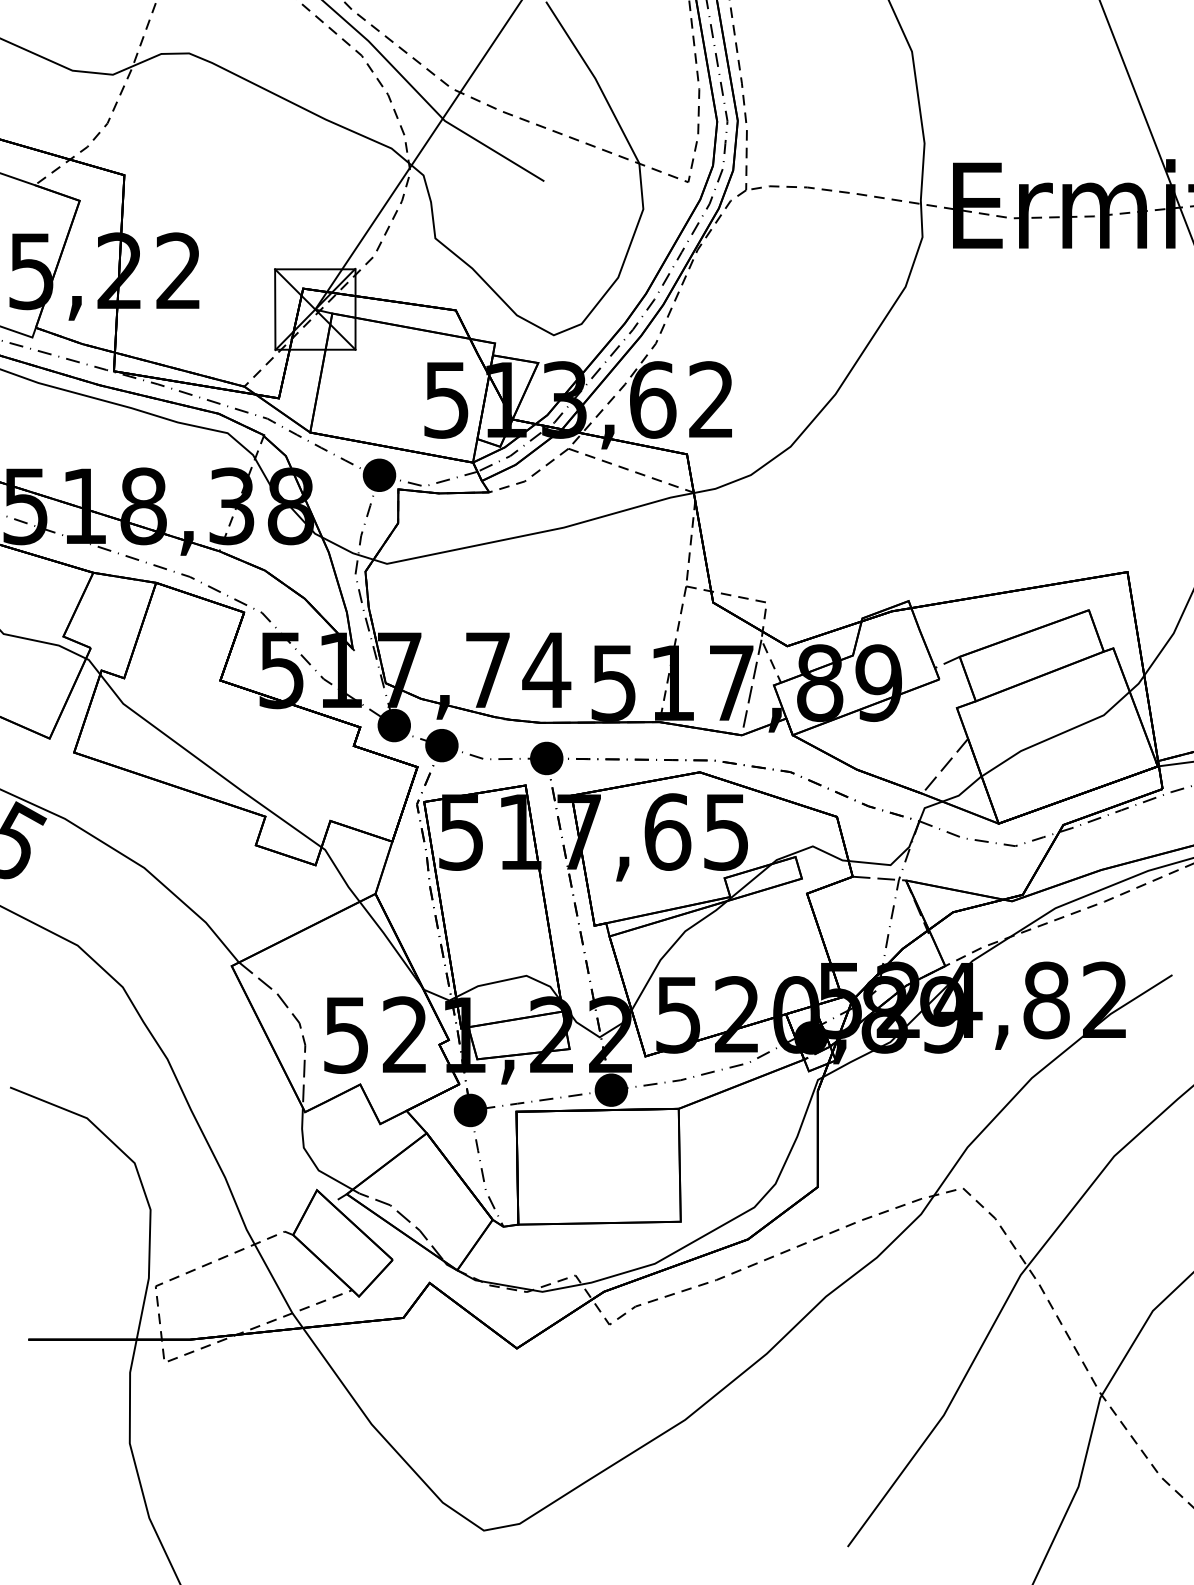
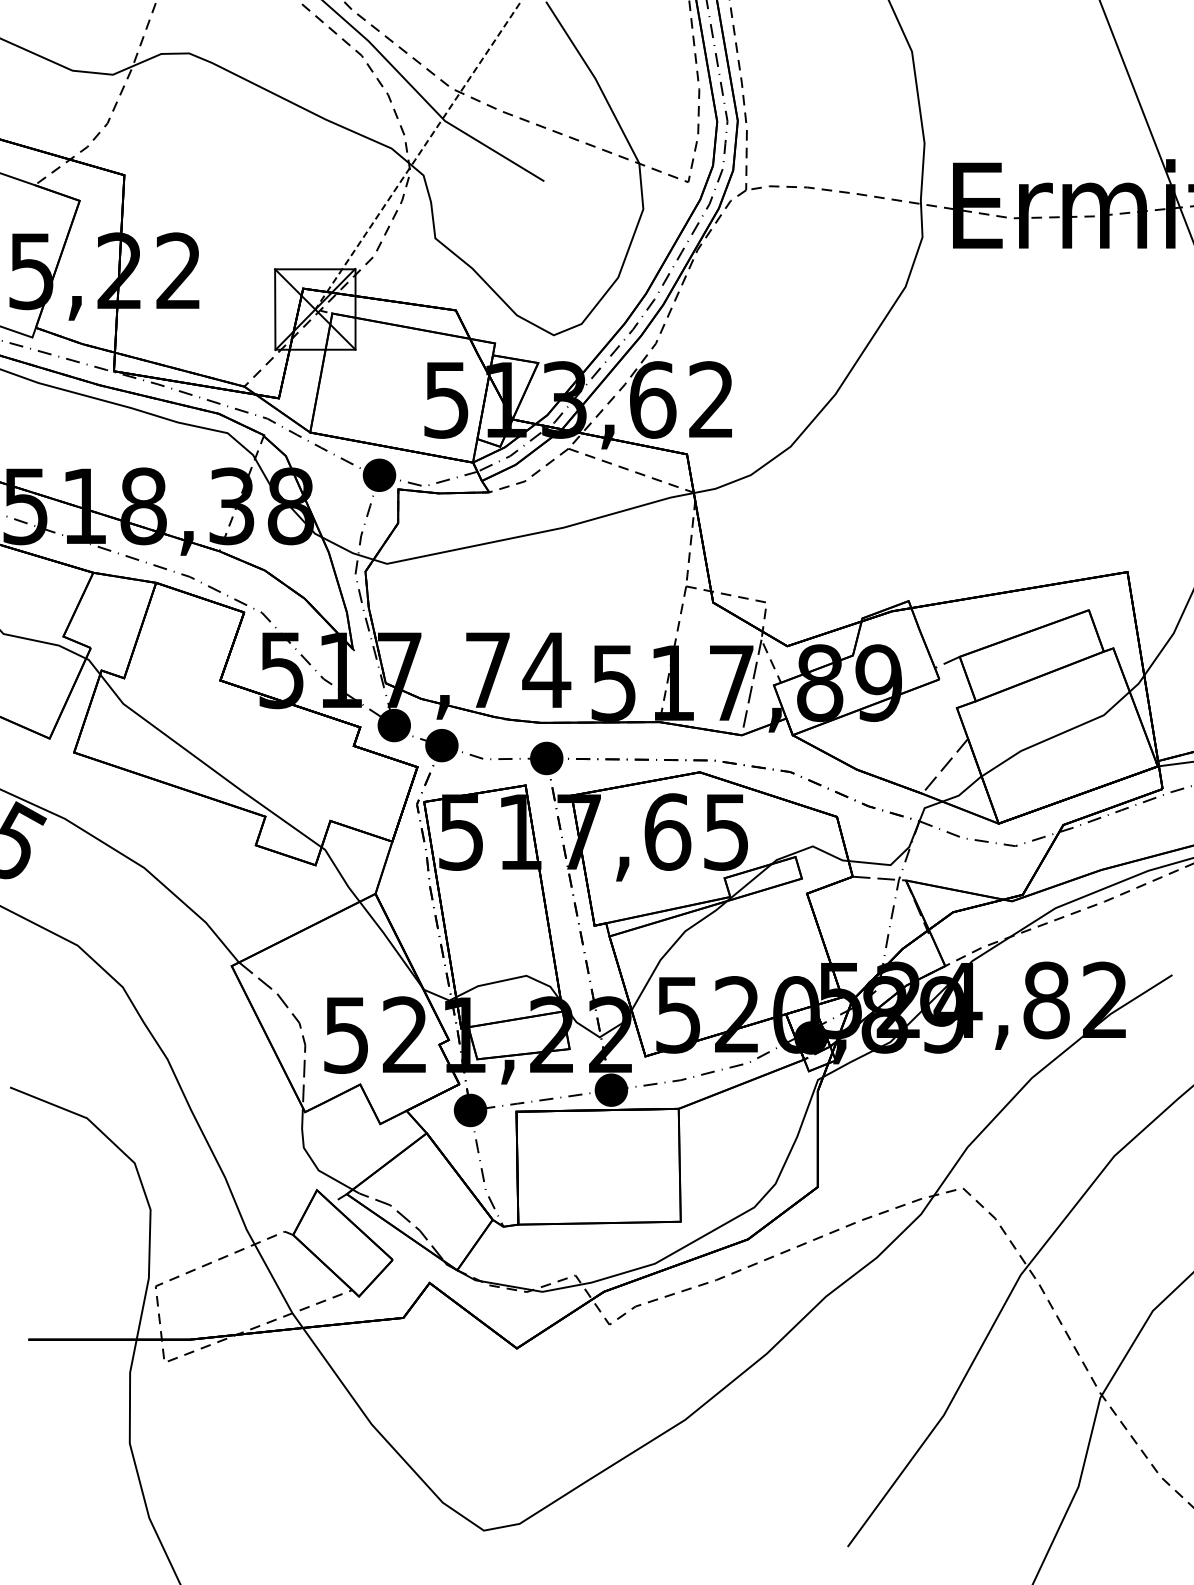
line: solid -> dashed (413, 163)
